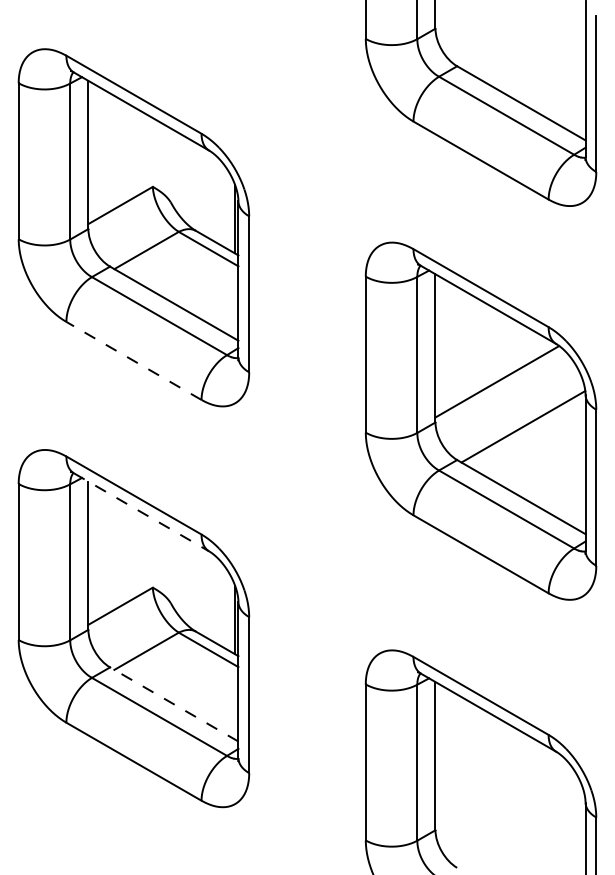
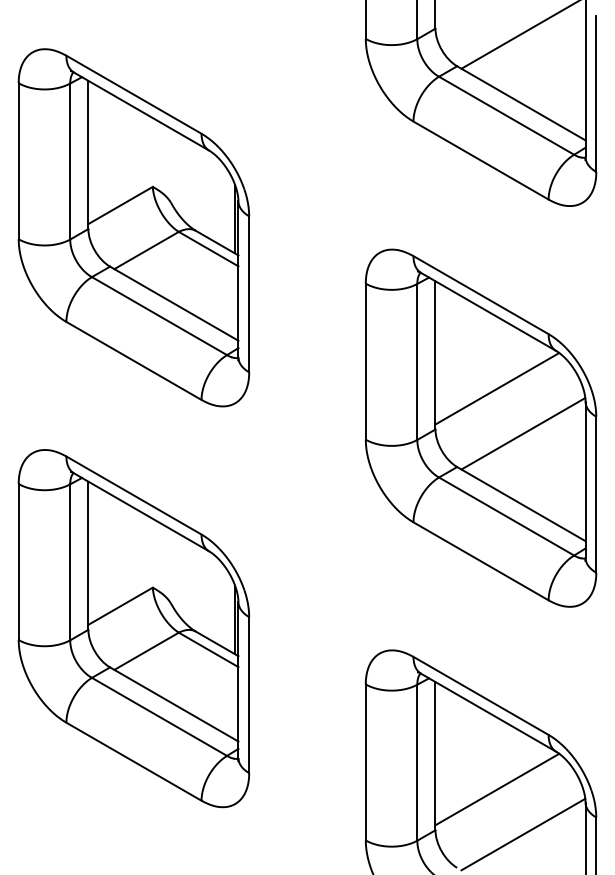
line: none -> present (518, 35)
line: dashed -> solid (133, 360)
part position: (480, 420) -> (480, 427) (480, 427)
line: dashed -> solid (142, 512)
line: dashed -> solid (173, 704)
line: none -> present (497, 789)
line: none -> present (523, 834)
